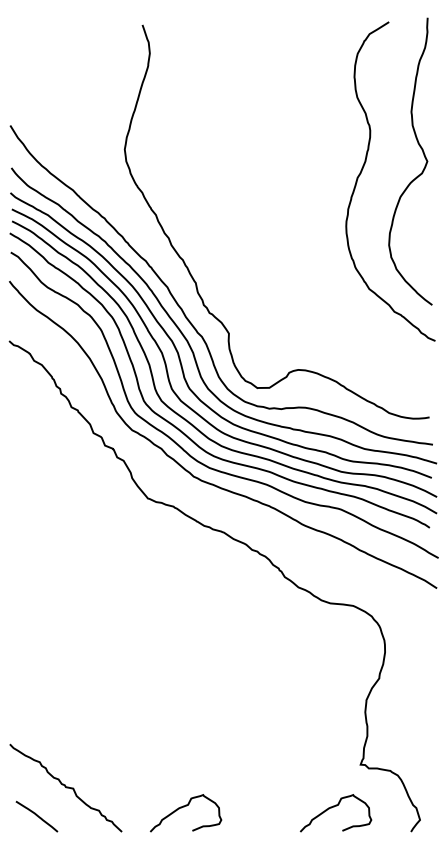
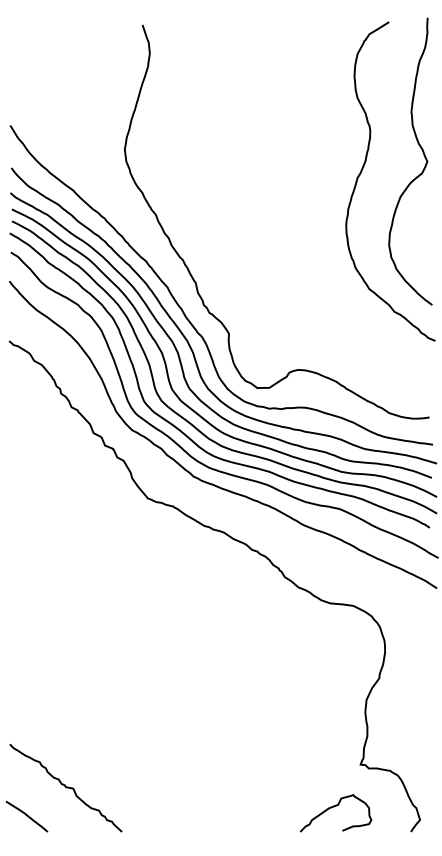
curve: present -> none (184, 807)
curve position: (36, 816) -> (26, 816) (26, 816)
